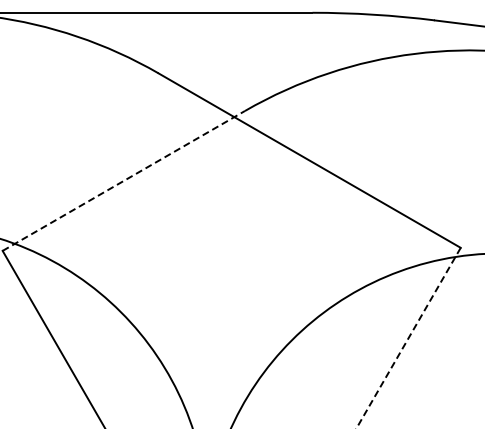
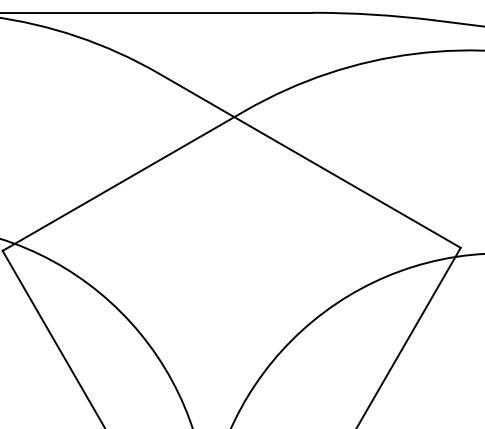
line: dashed -> solid (123, 180)
line: dashed -> solid (408, 338)
